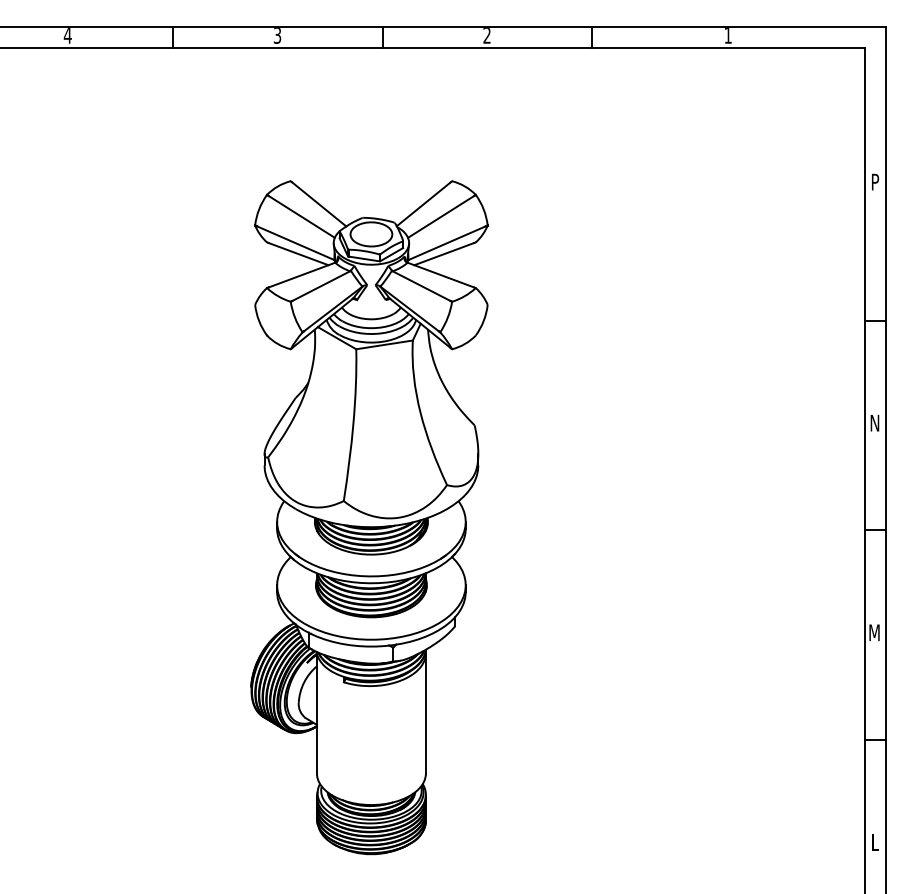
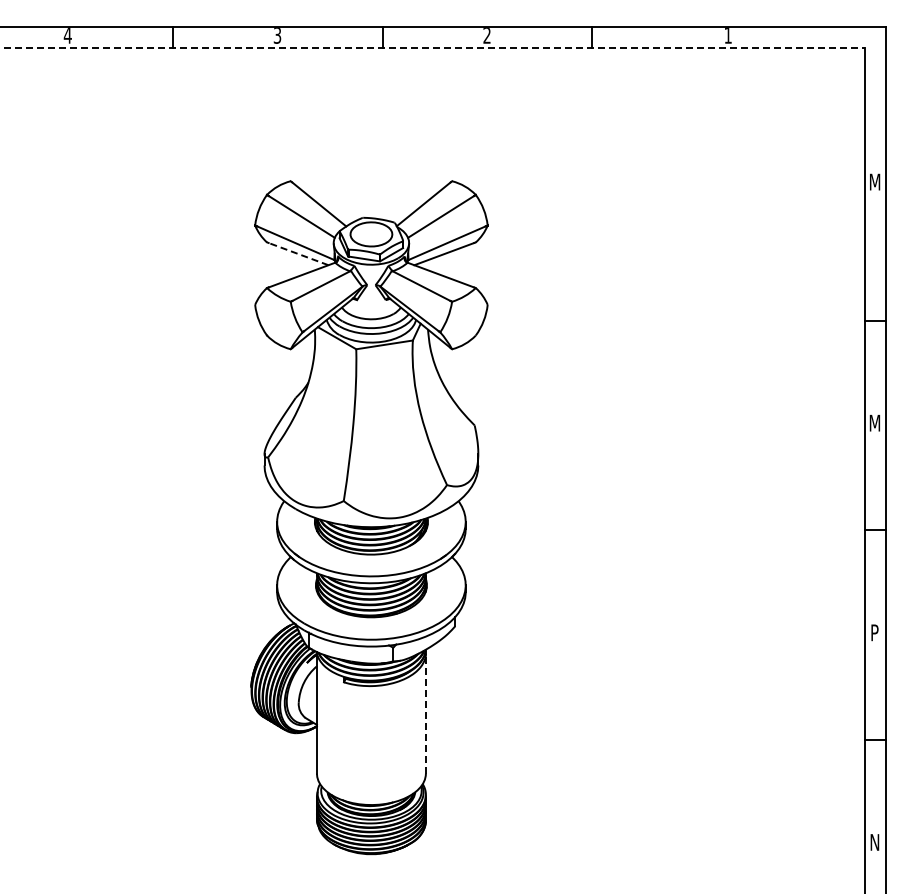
line: solid -> dashed (432, 48)
text: P -> M (875, 181)
line: solid -> dashed (298, 254)
text: N -> M (874, 423)
text: M -> P (874, 632)
line: solid -> dashed (425, 712)
text: L -> N (874, 842)
